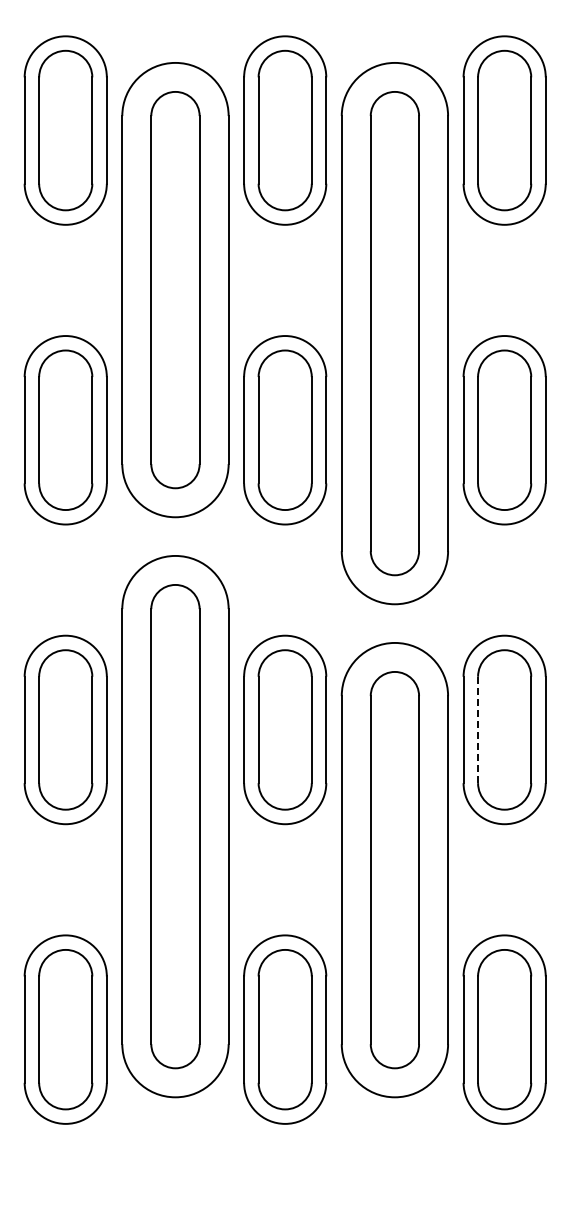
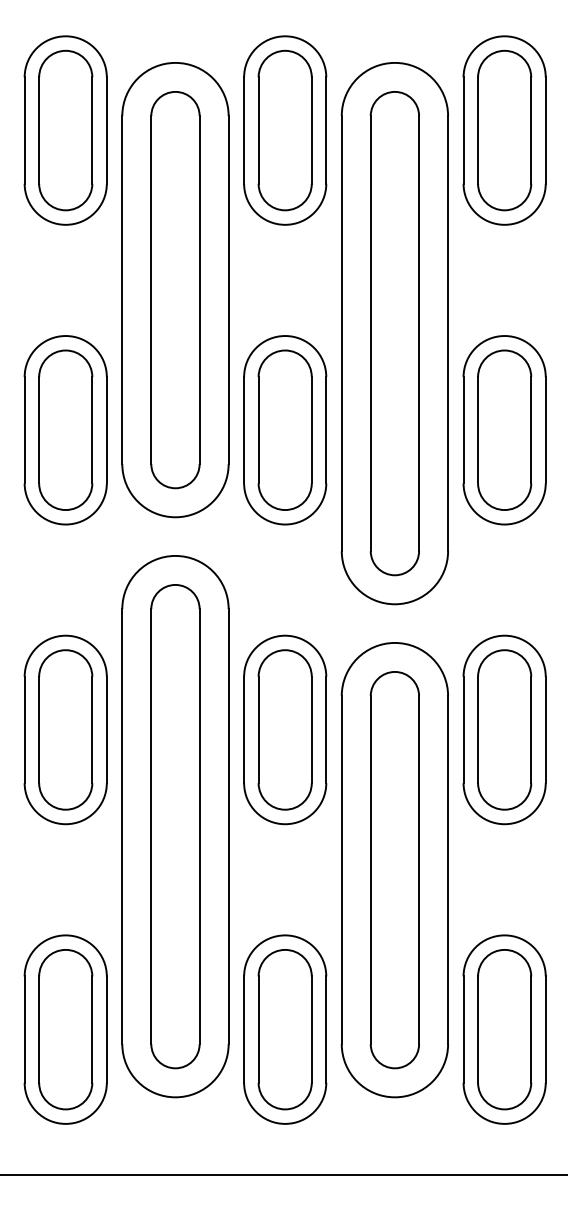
line: dashed -> solid (478, 729)
line: none -> present (283, 1174)
